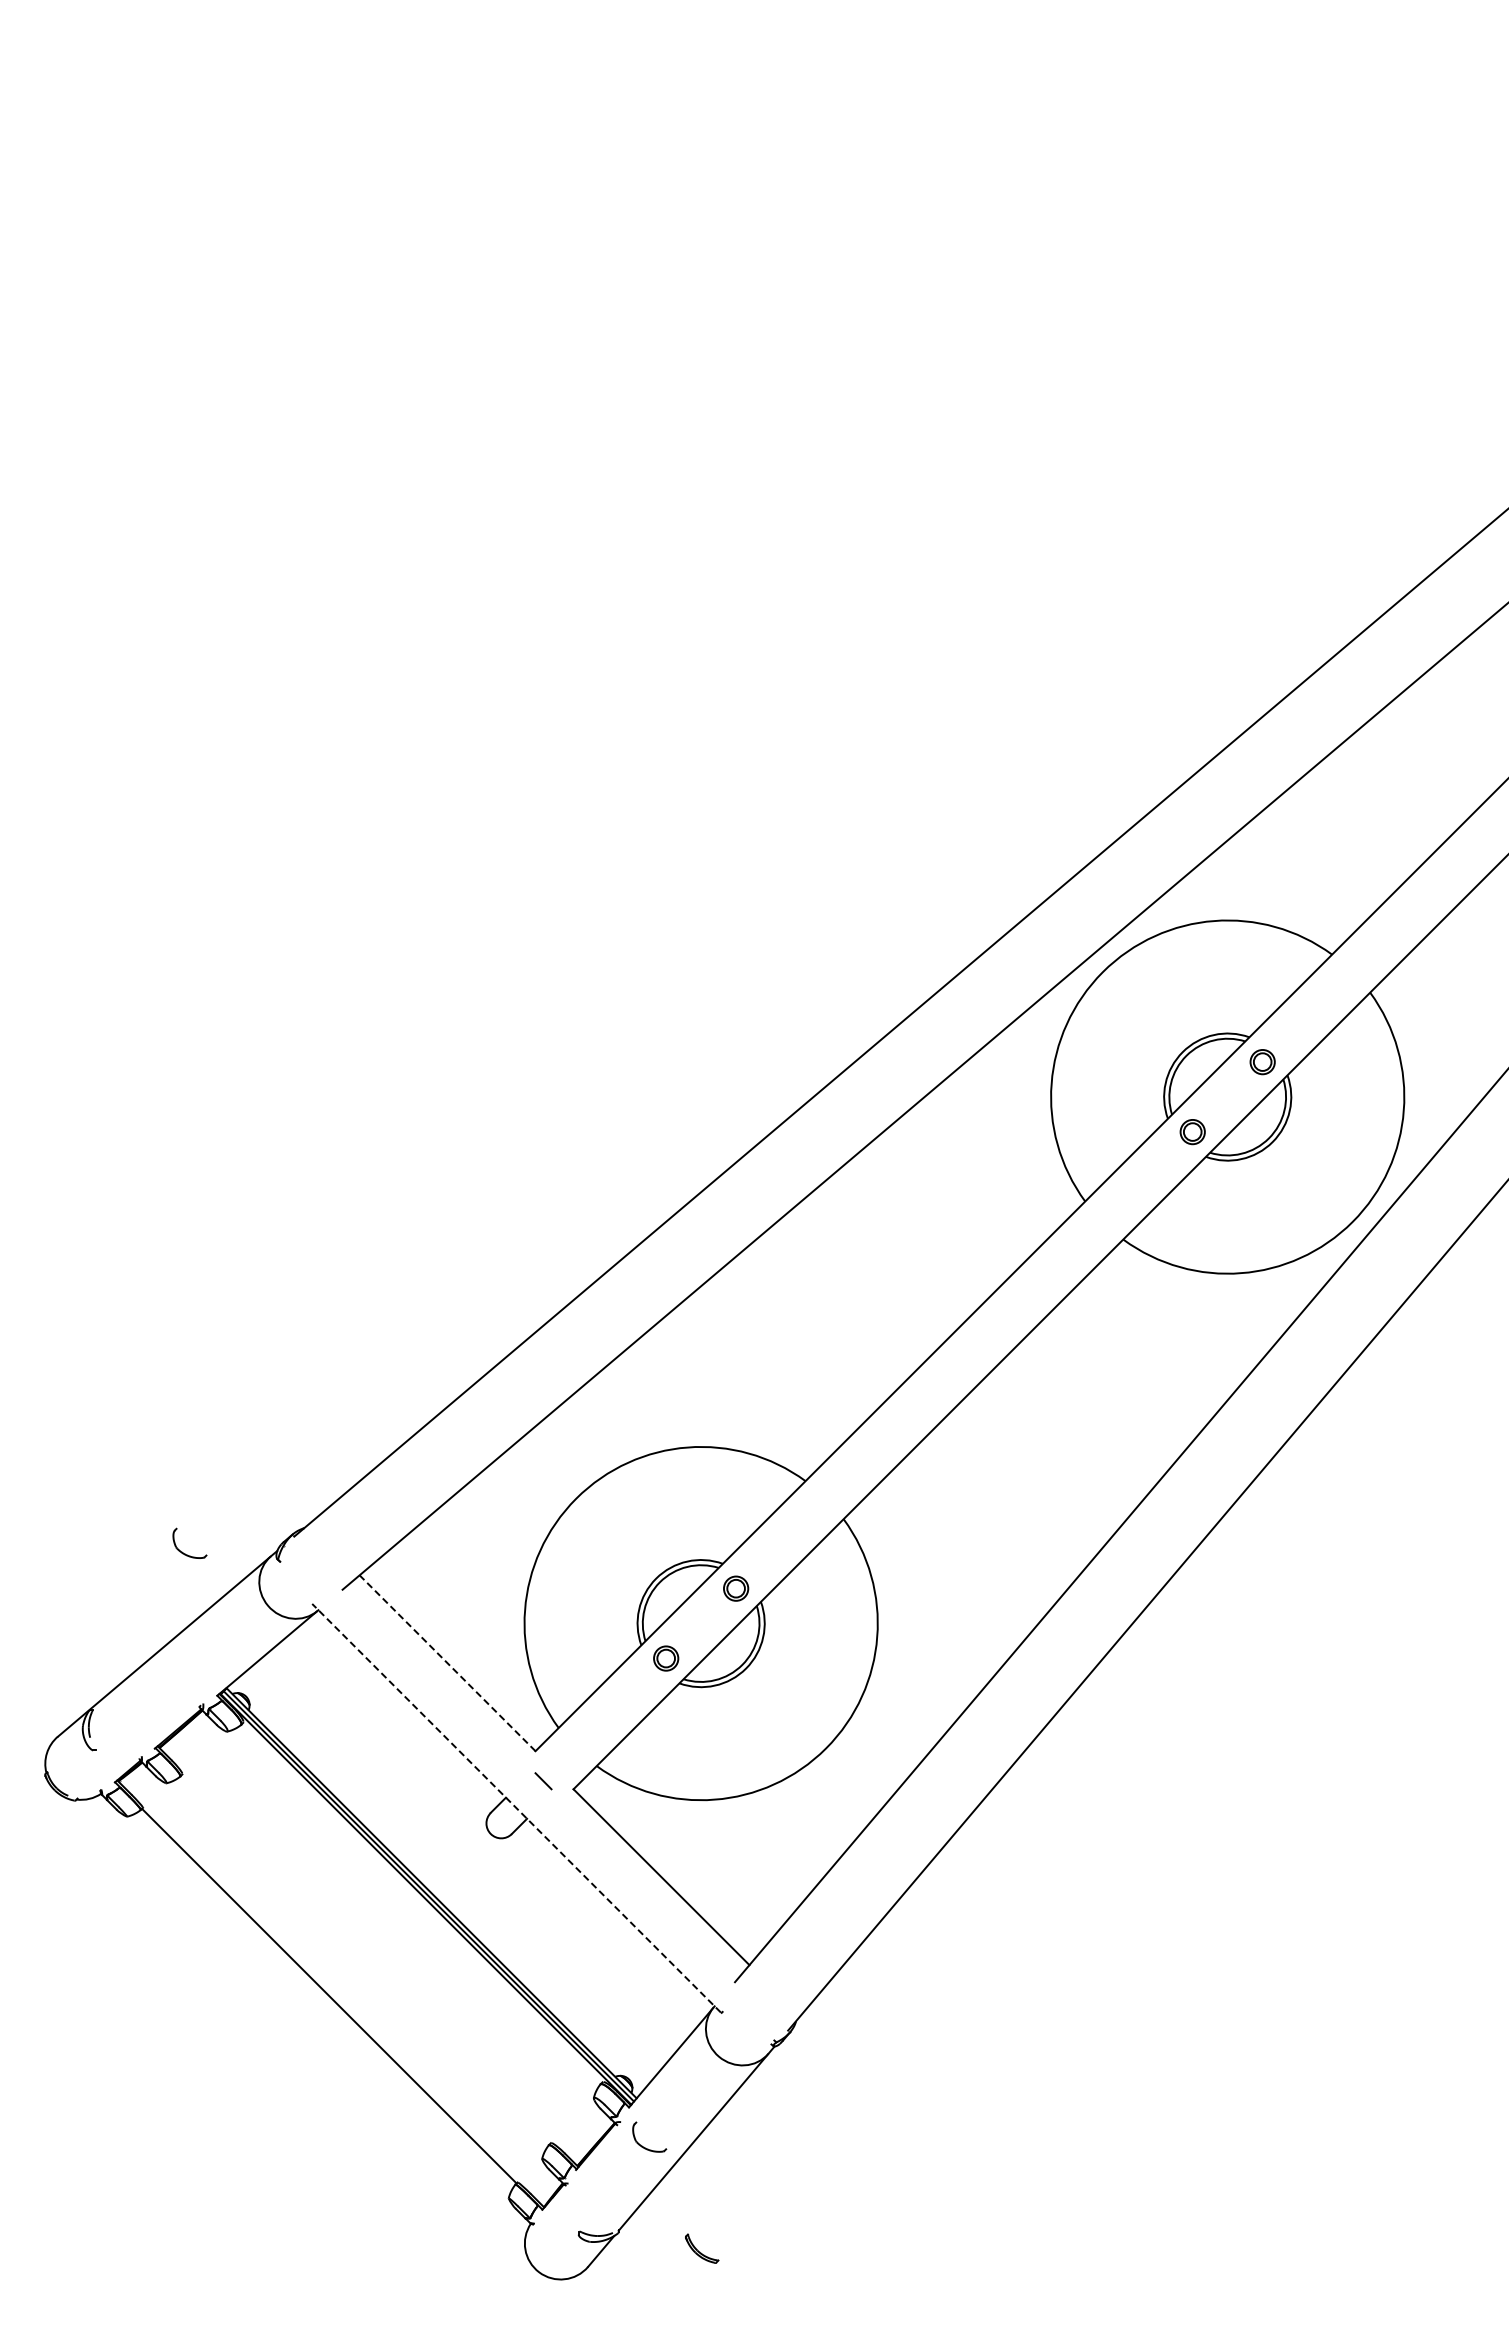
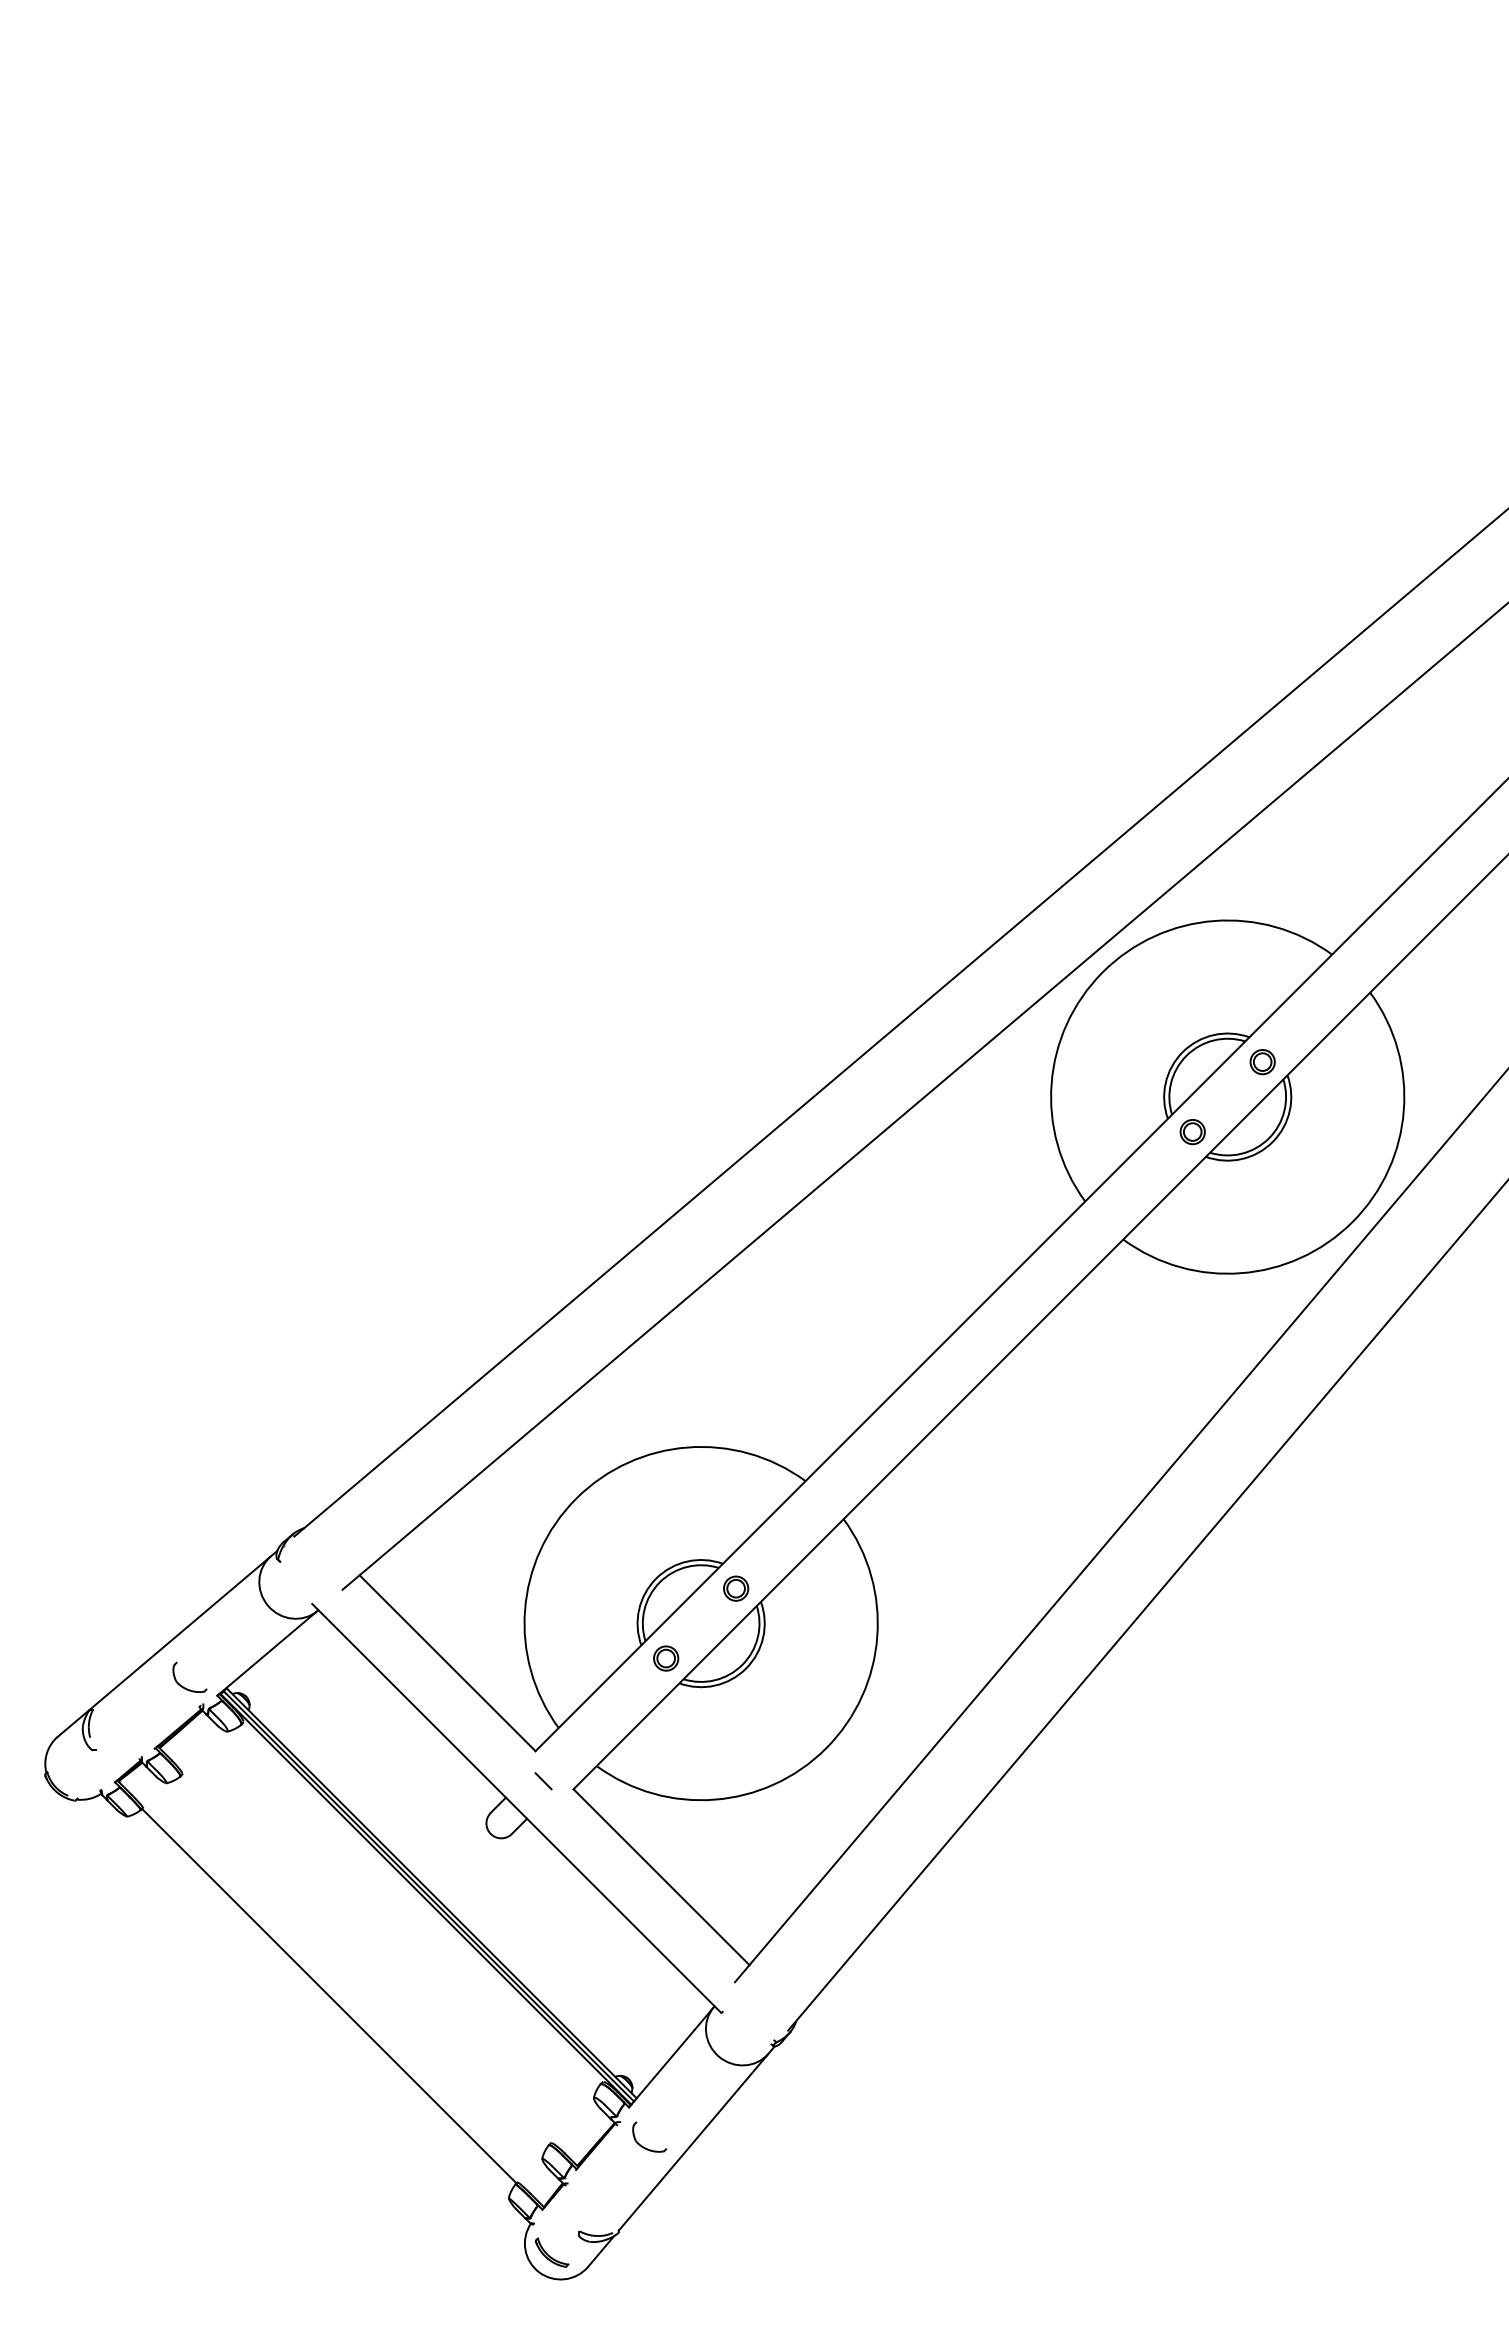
part position: (182, 1551) -> (182, 1685) (182, 1685)
line: dashed -> solid (447, 1662)
line: dashed -> solid (516, 1808)
part position: (702, 2248) -> (552, 2252) (552, 2252)
